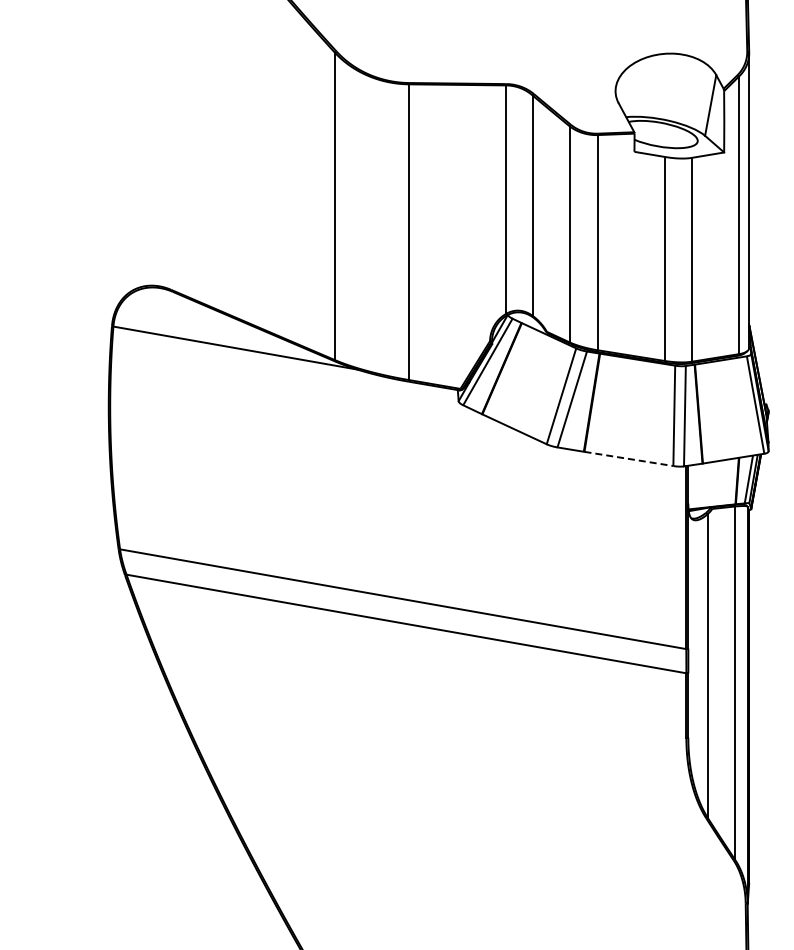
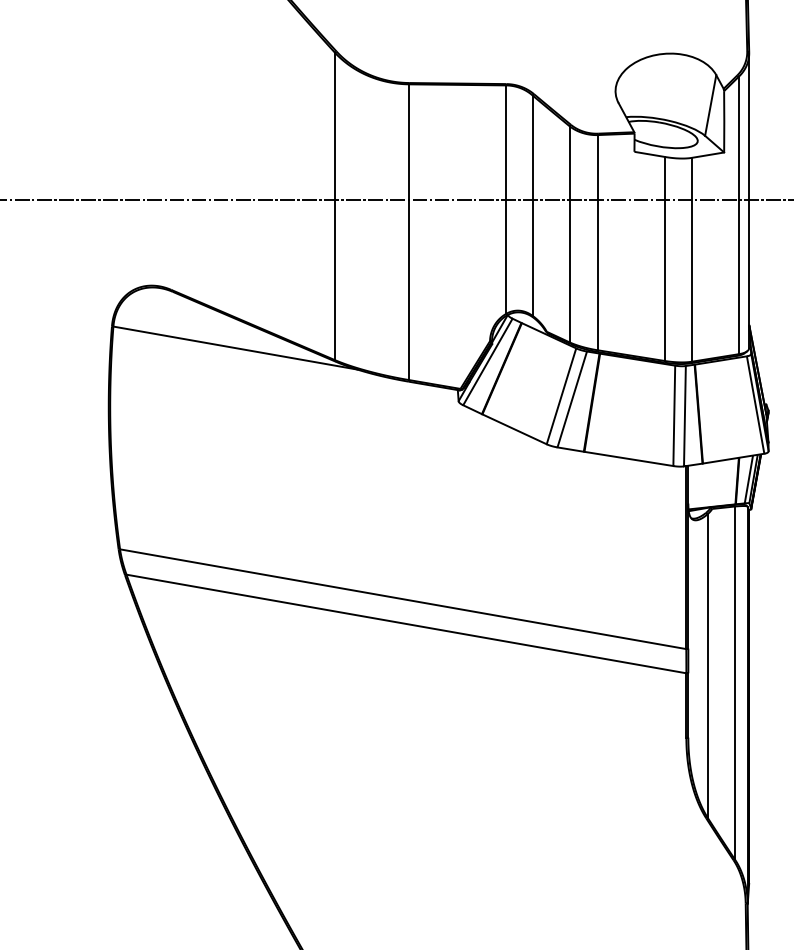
line: none -> present (396, 199)
line: dashed -> solid (629, 459)
